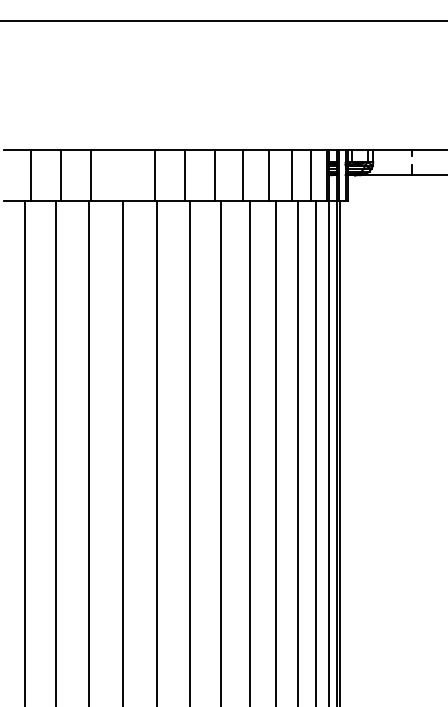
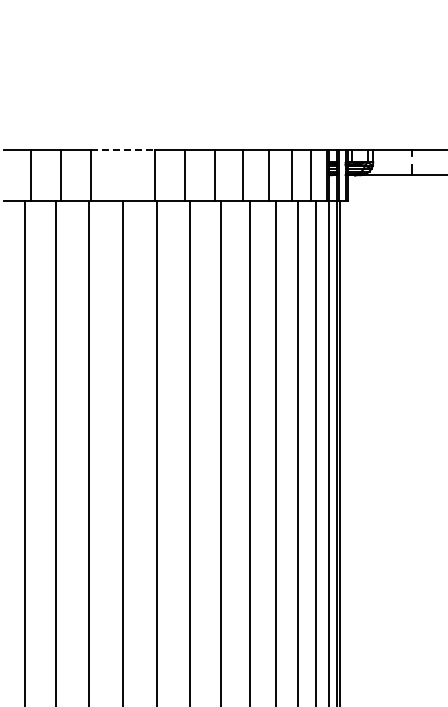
line: present -> none (223, 21)
line: solid -> dashed (123, 149)
